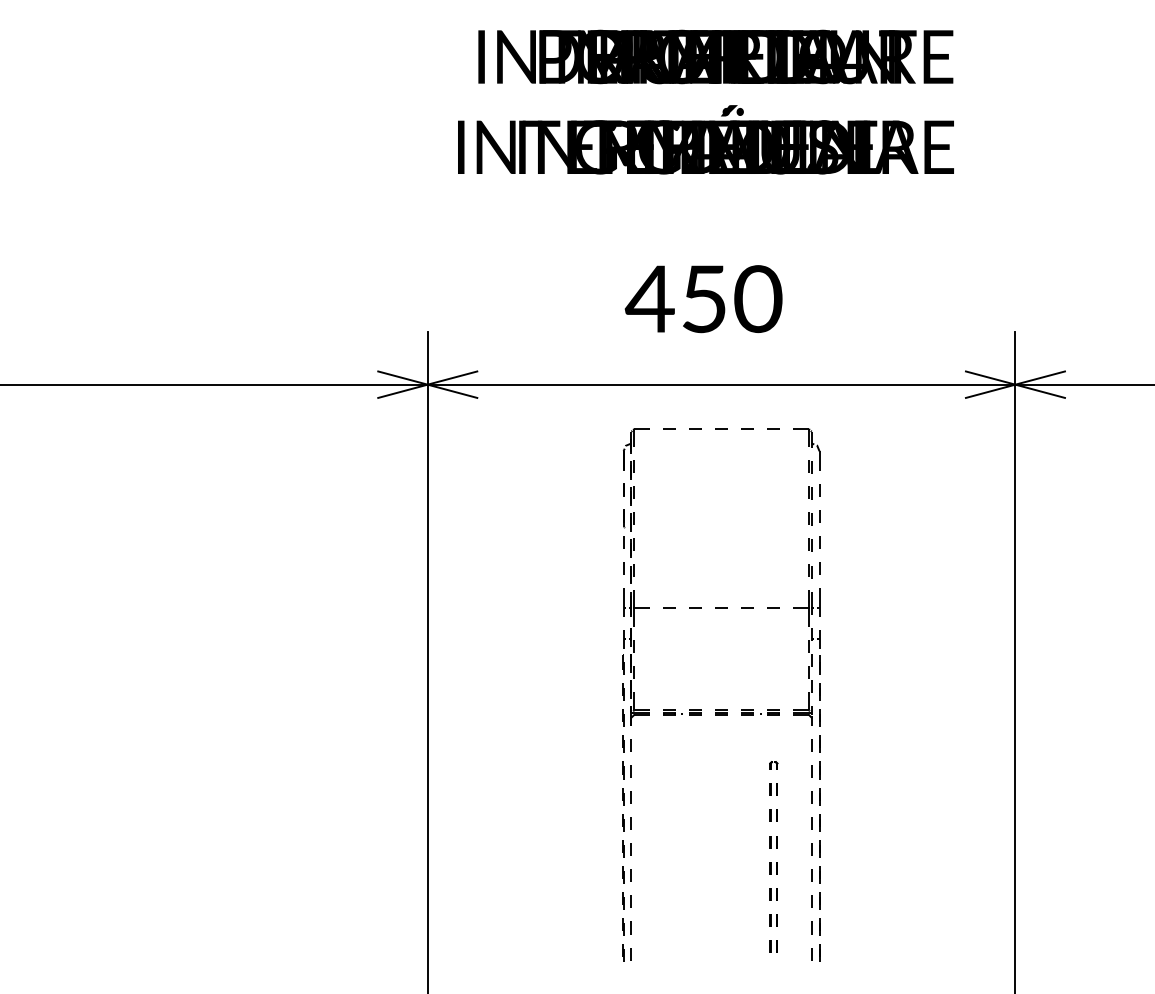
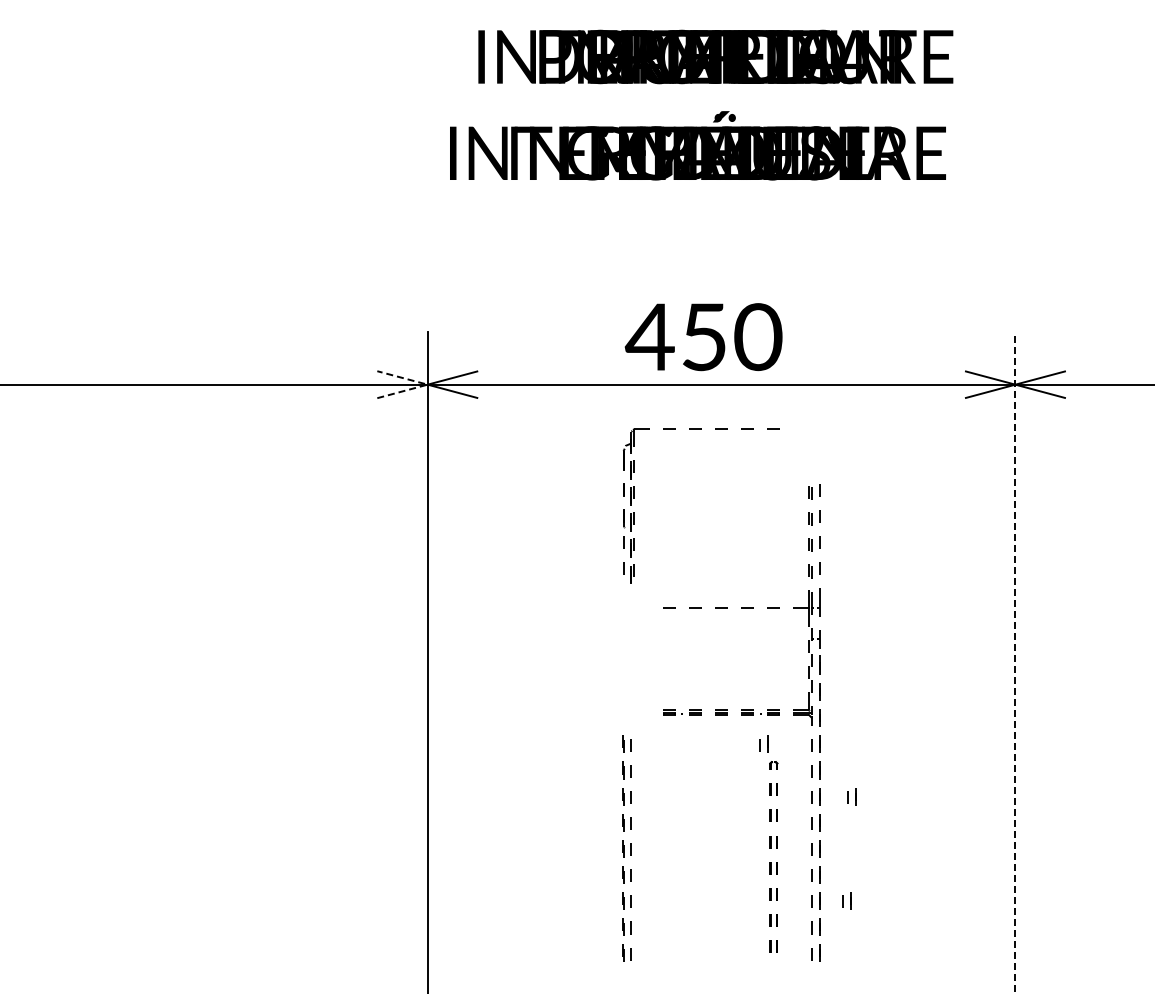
text position: (705, 139) -> (697, 145) (697, 145)
text position: (703, 299) -> (703, 337) (703, 337)
line: solid -> dashed (427, 384)
part: present -> none (806, 450)
part: present -> none (635, 657)
line: solid -> dashed (1015, 662)
part: none -> present (763, 743)
part: none -> present (851, 796)
part: none -> present (846, 900)
